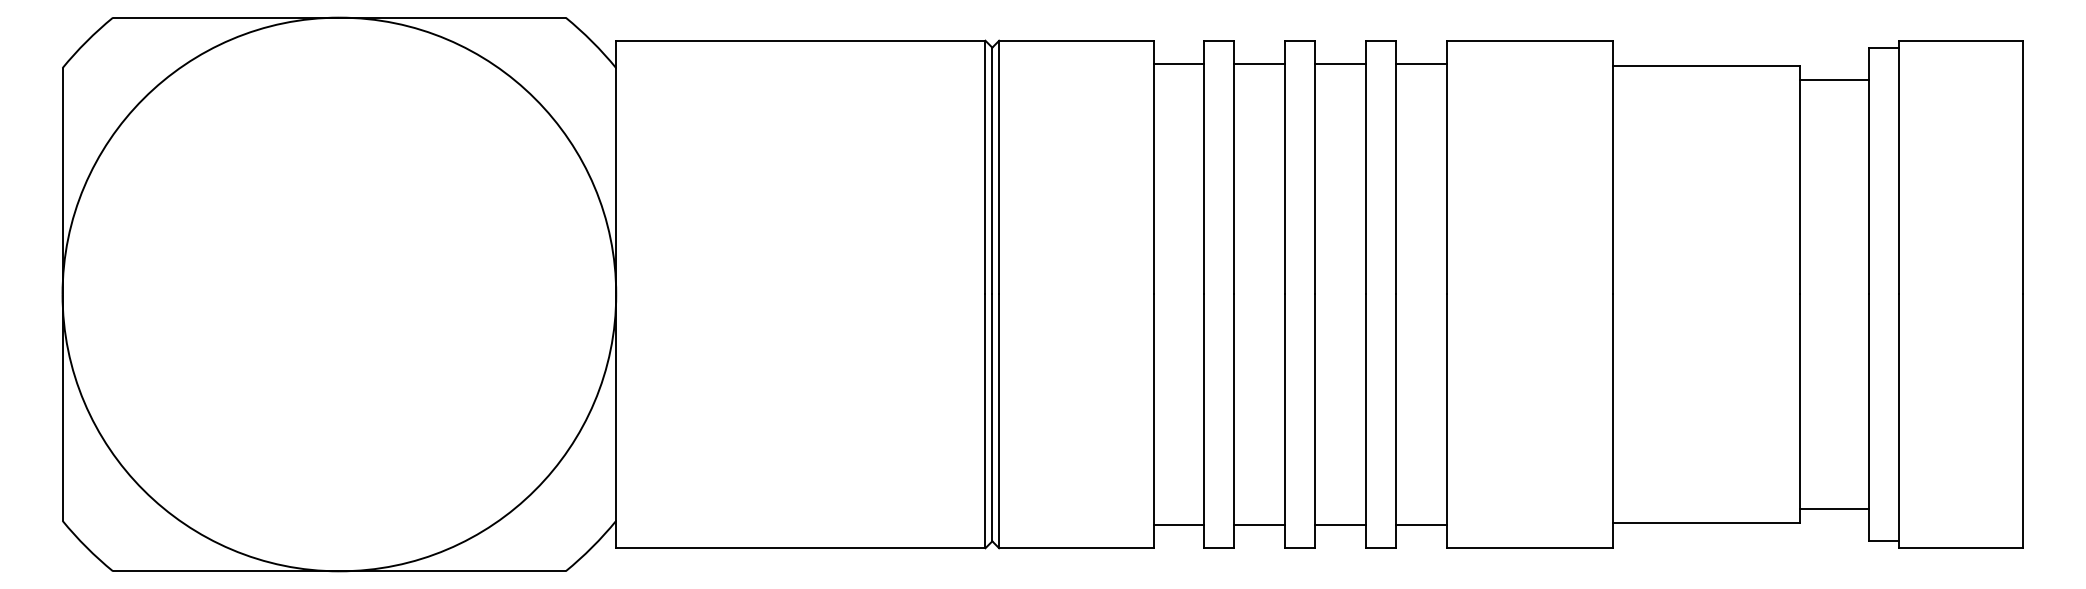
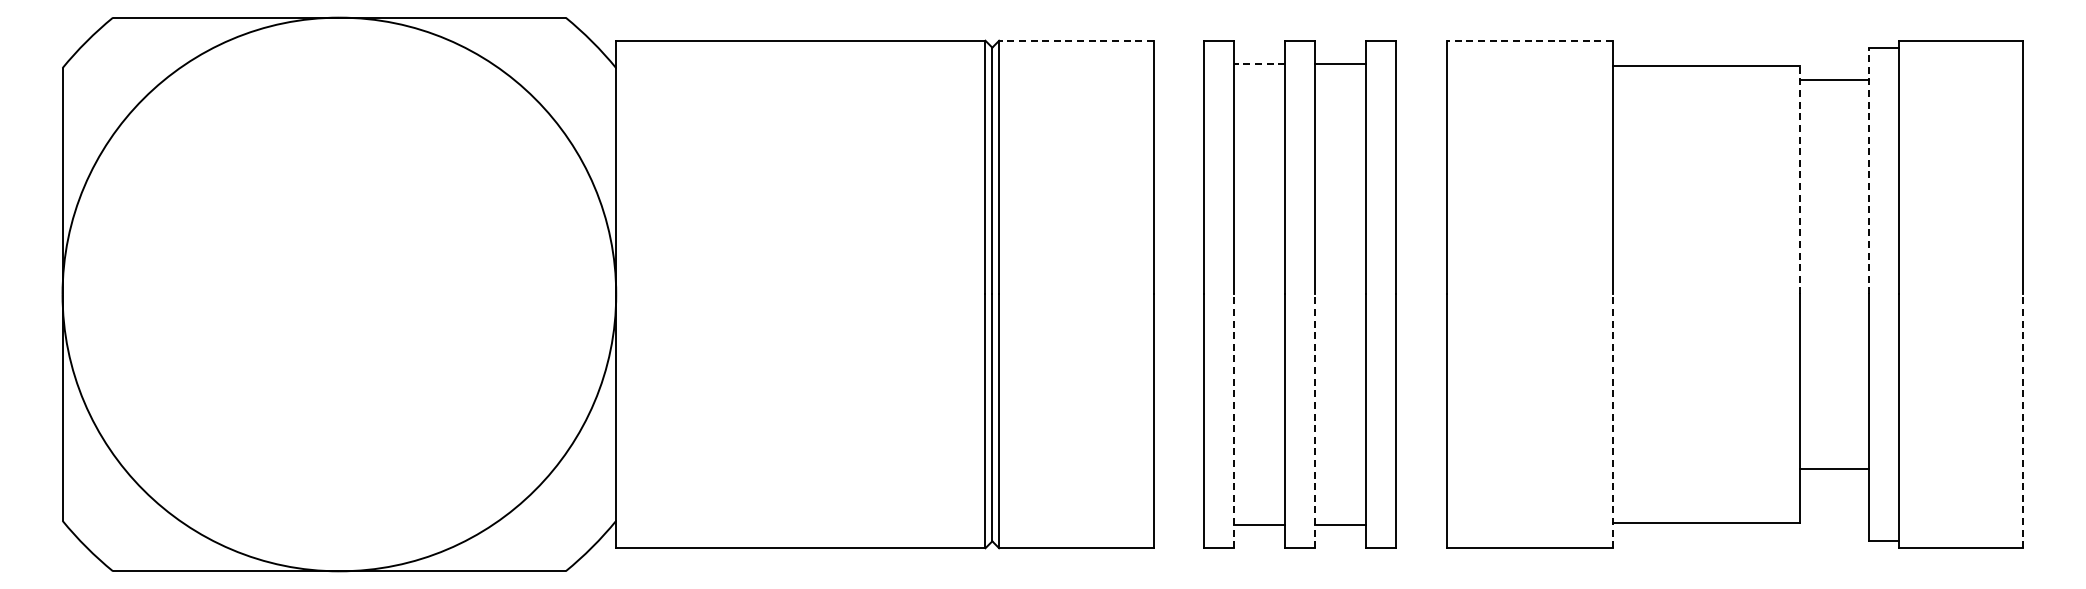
line: solid -> dashed (1075, 40)
line: solid -> dashed (1529, 40)
line: present -> none (1178, 63)
line: solid -> dashed (1259, 63)
line: present -> none (1420, 63)
line: solid -> dashed (1868, 170)
line: solid -> dashed (1799, 179)
line: solid -> dashed (1234, 421)
line: solid -> dashed (1315, 421)
line: solid -> dashed (1612, 421)
line: solid -> dashed (2023, 421)
line position: (1833, 509) -> (1833, 469) (1833, 469)
line: present -> none (1178, 525)
line: present -> none (1420, 525)
